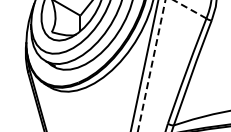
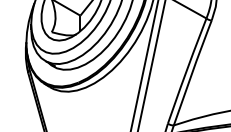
line: dashed -> solid (189, 9)
line: dashed -> solid (151, 66)
